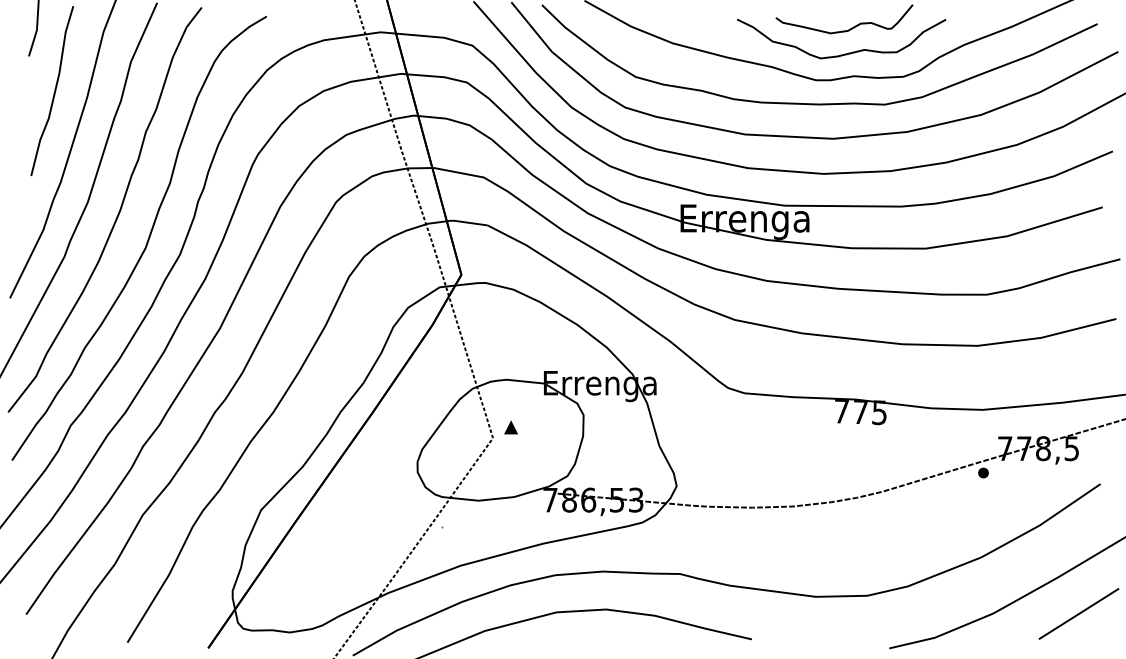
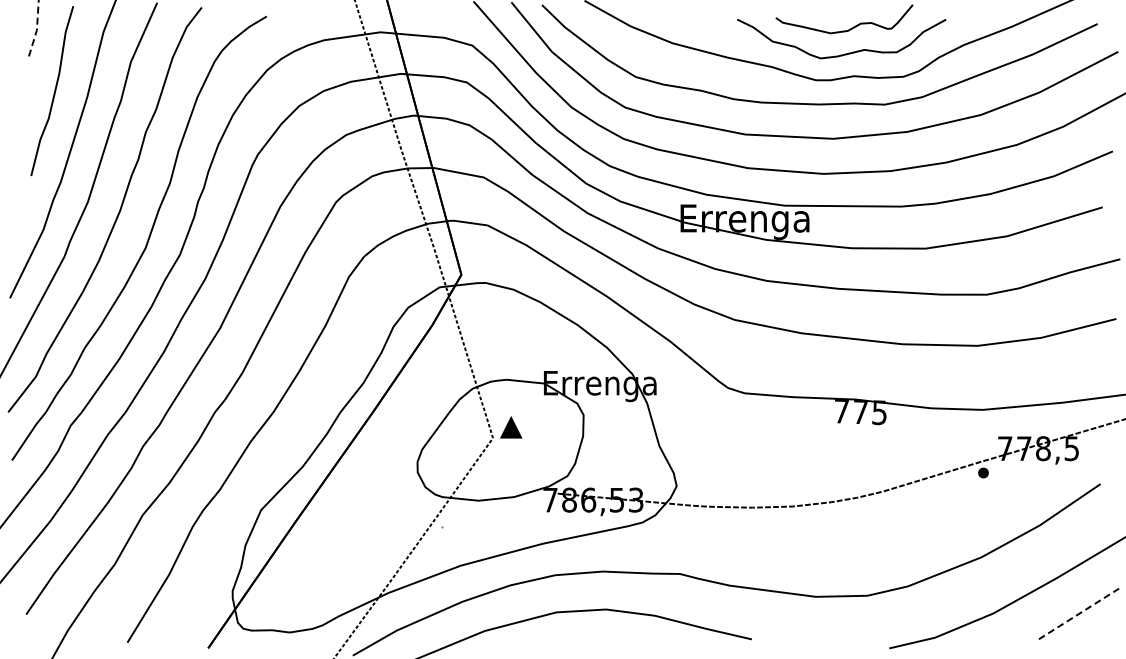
line: solid -> dashed (37, 29)
part size: 14x15 px -> 23x23 px (511, 427)
line: solid -> dashed (1079, 613)
